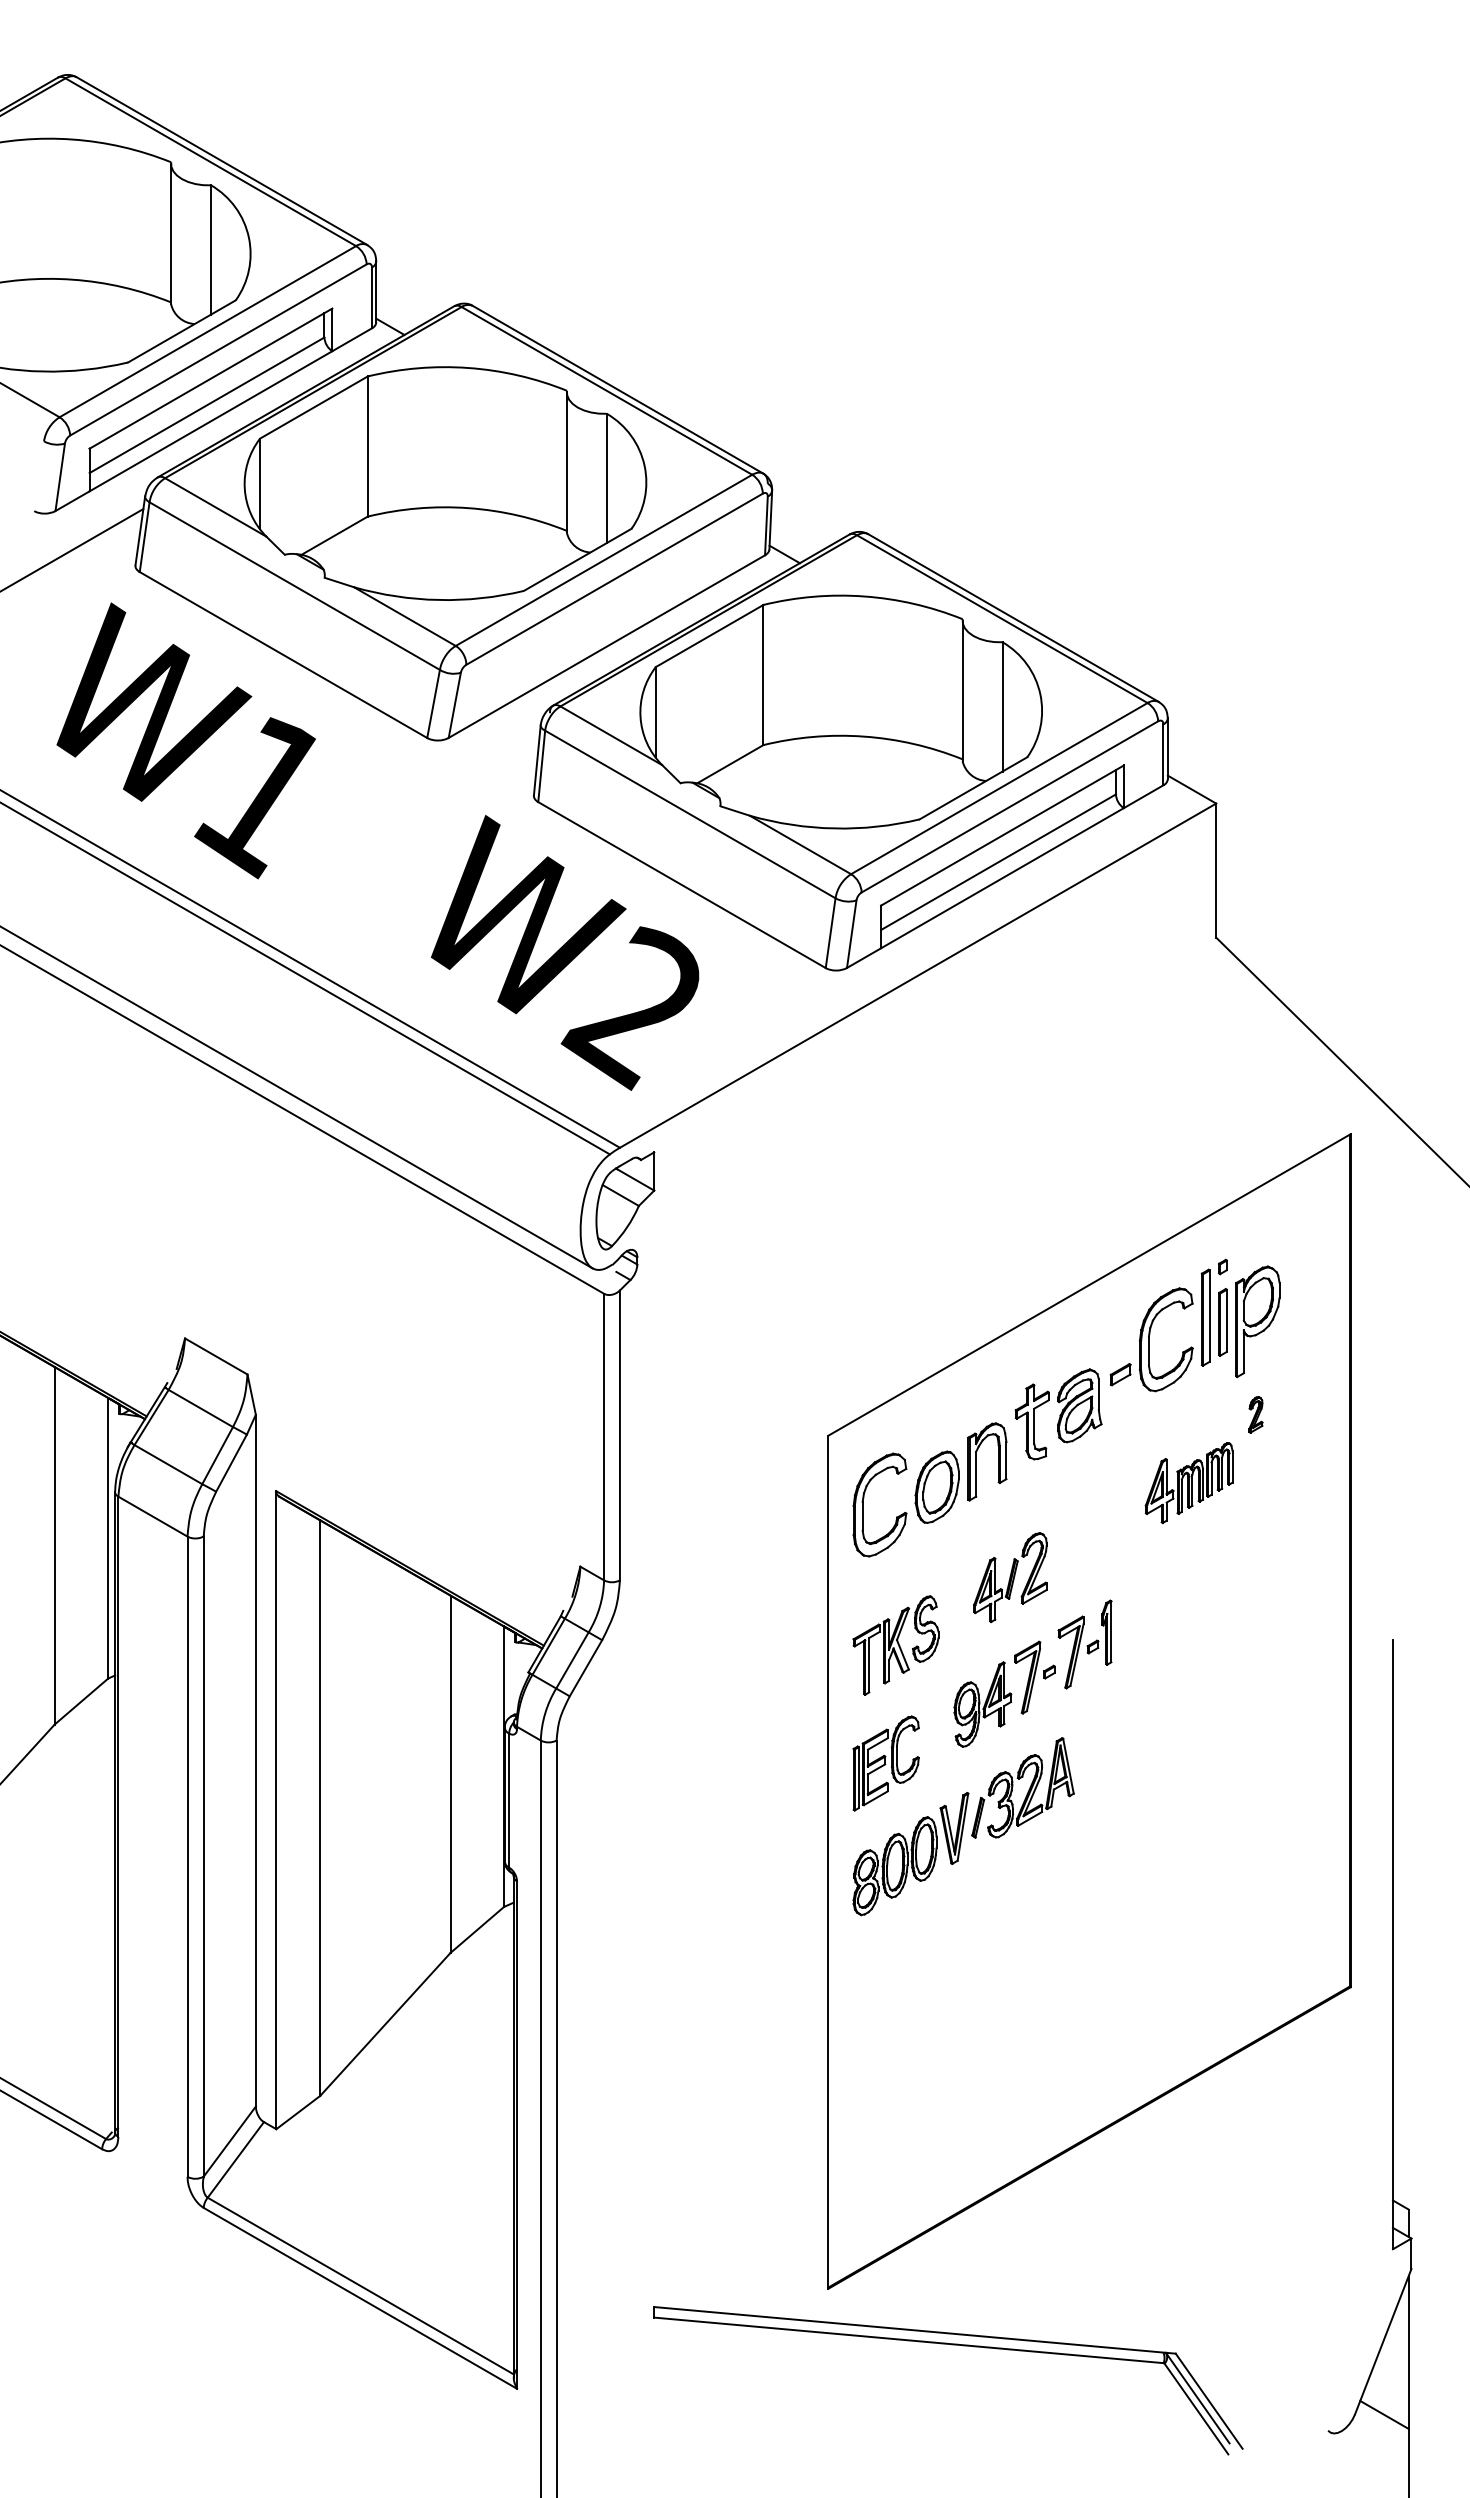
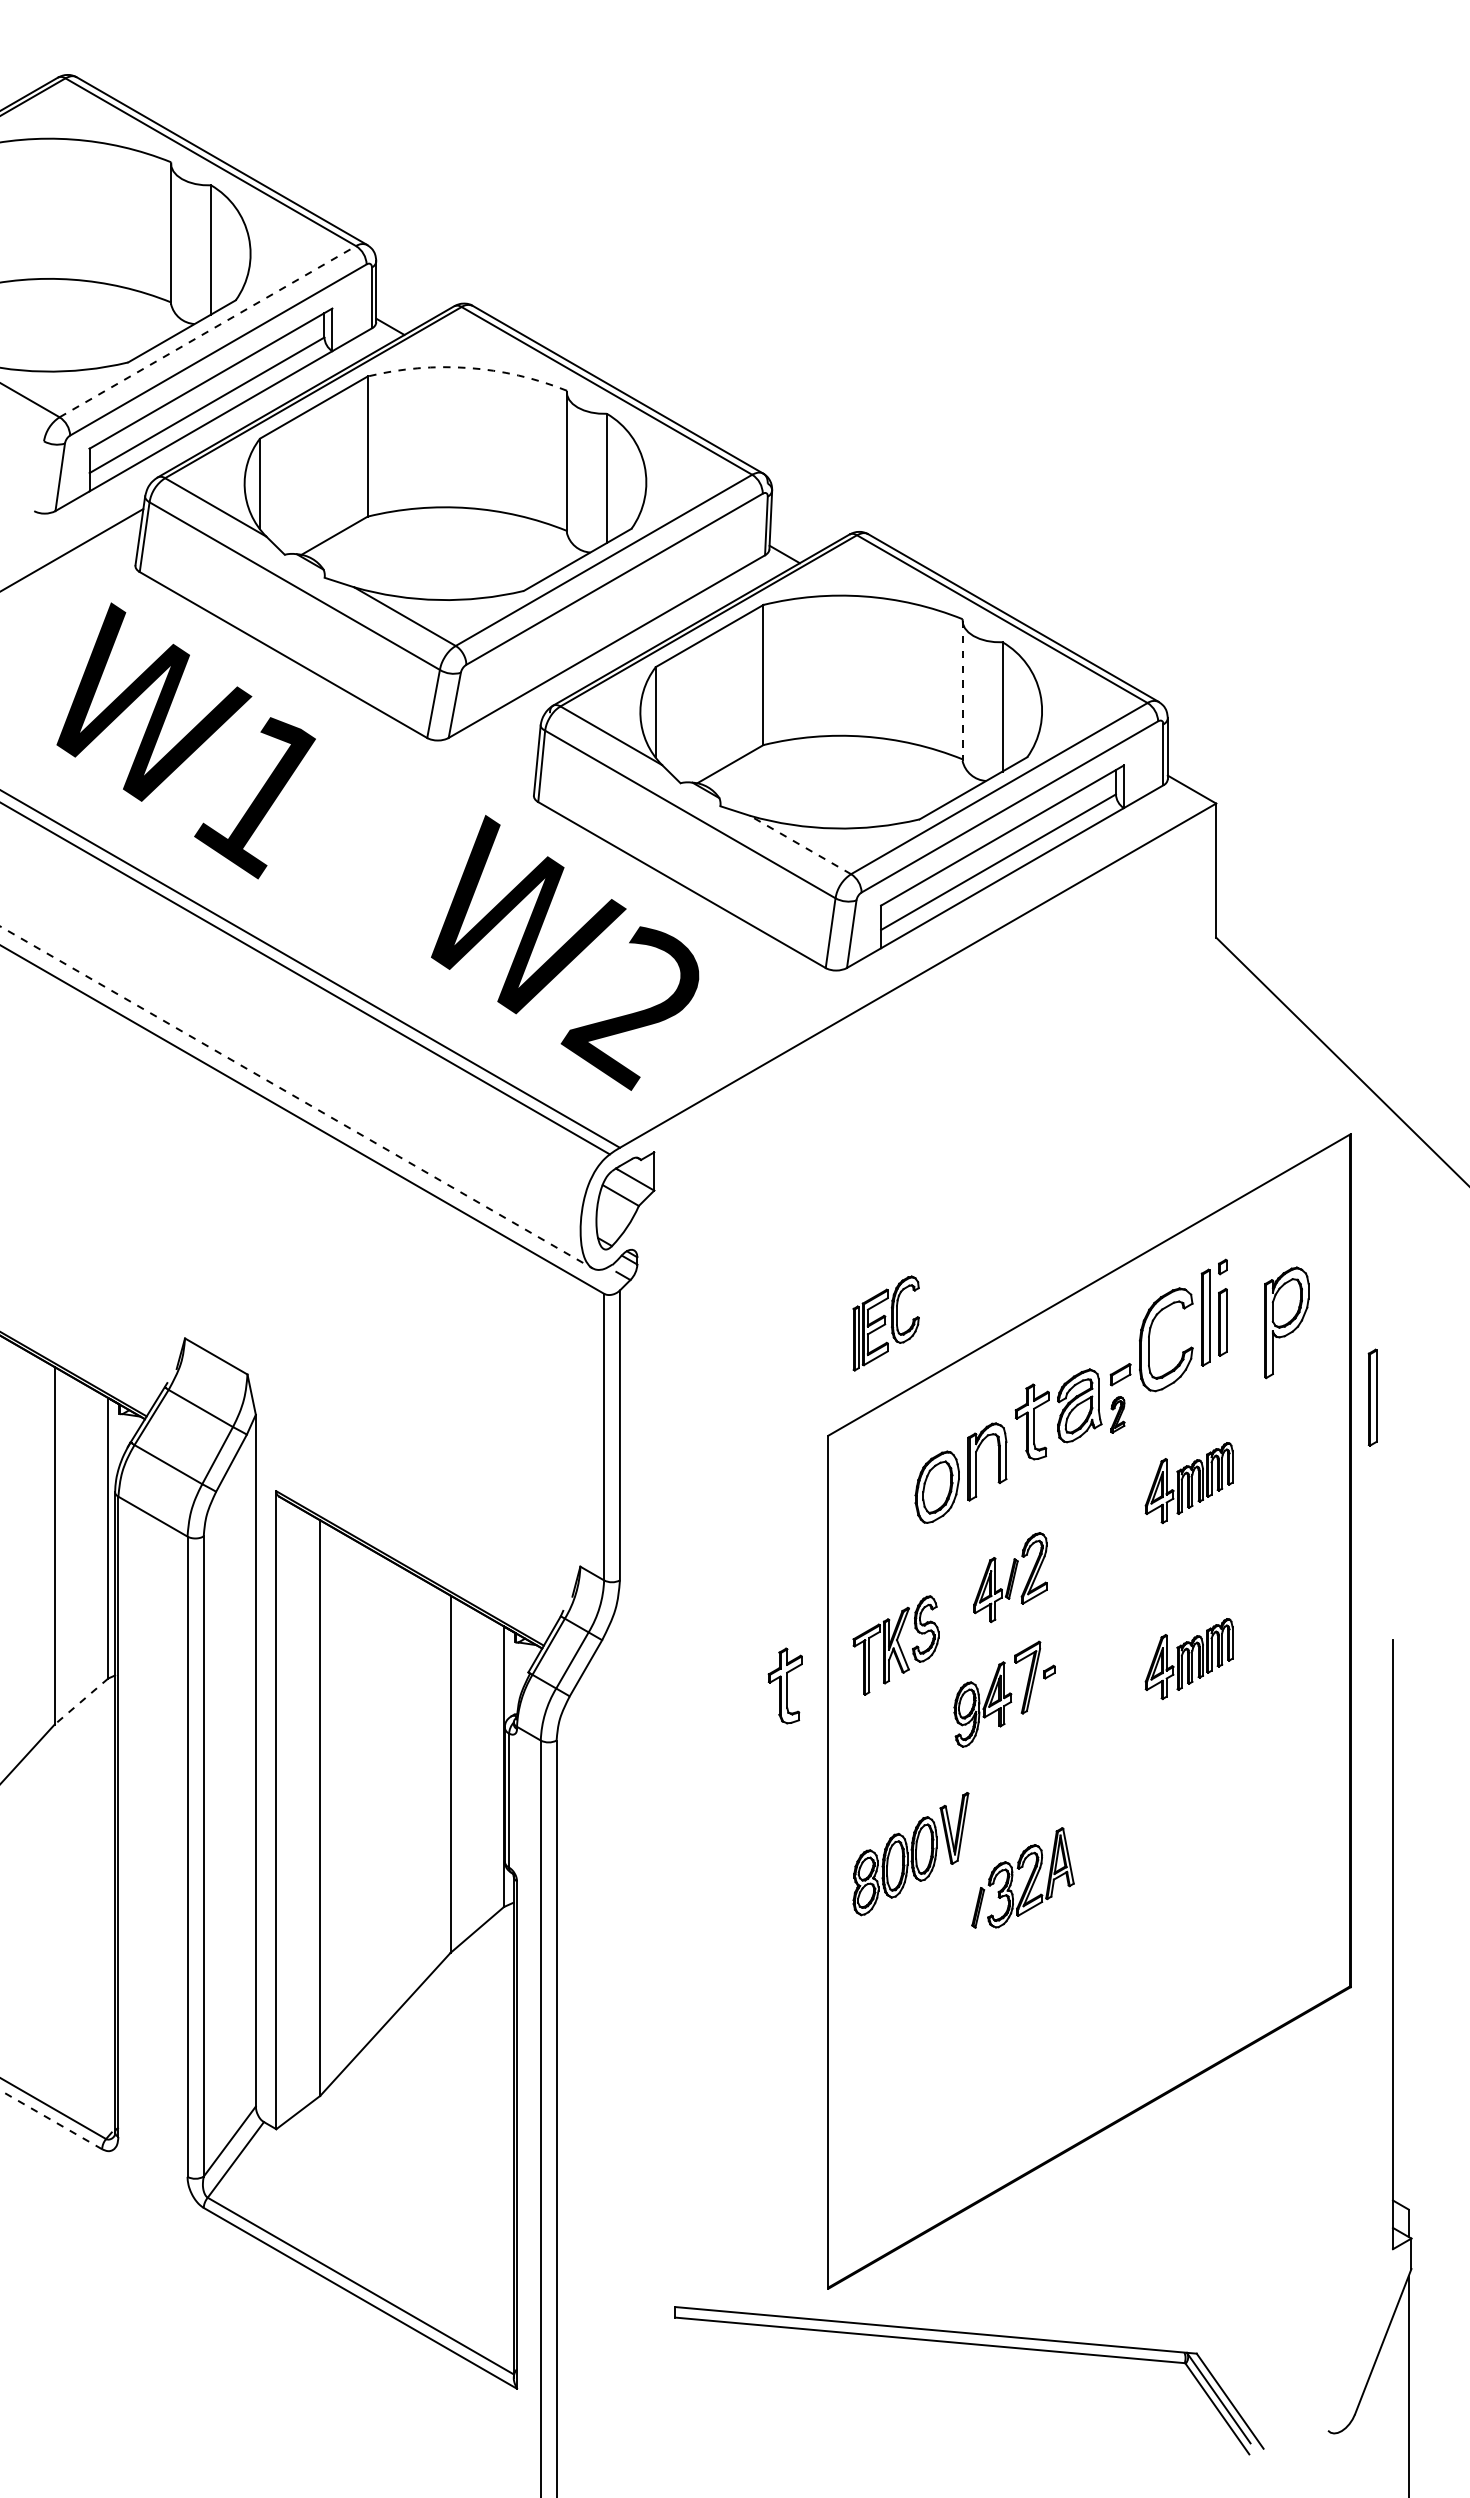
line: solid -> dashed (208, 331)
arc: solid -> dashed (468, 368)
line: solid -> dashed (962, 691)
line: solid -> dashed (800, 844)
line: solid -> dashed (296, 1097)
part position: (1257, 1321) -> (1286, 1322) (1286, 1322)
part: none -> present (1372, 1397)
part position: (1255, 1414) -> (1117, 1414) (1117, 1414)
part: present -> none (863, 1504)
part: present -> none (1084, 1644)
part: none -> present (1188, 1658)
part: none -> present (784, 1685)
line: solid -> dashed (81, 1701)
part position: (885, 1763) -> (885, 1323) (885, 1323)
part position: (1028, 1789) -> (1028, 1879) (1028, 1879)
line: solid -> dashed (51, 2119)
part position: (951, 2345) -> (972, 2345) (972, 2345)
line: present -> none (1384, 2414)
